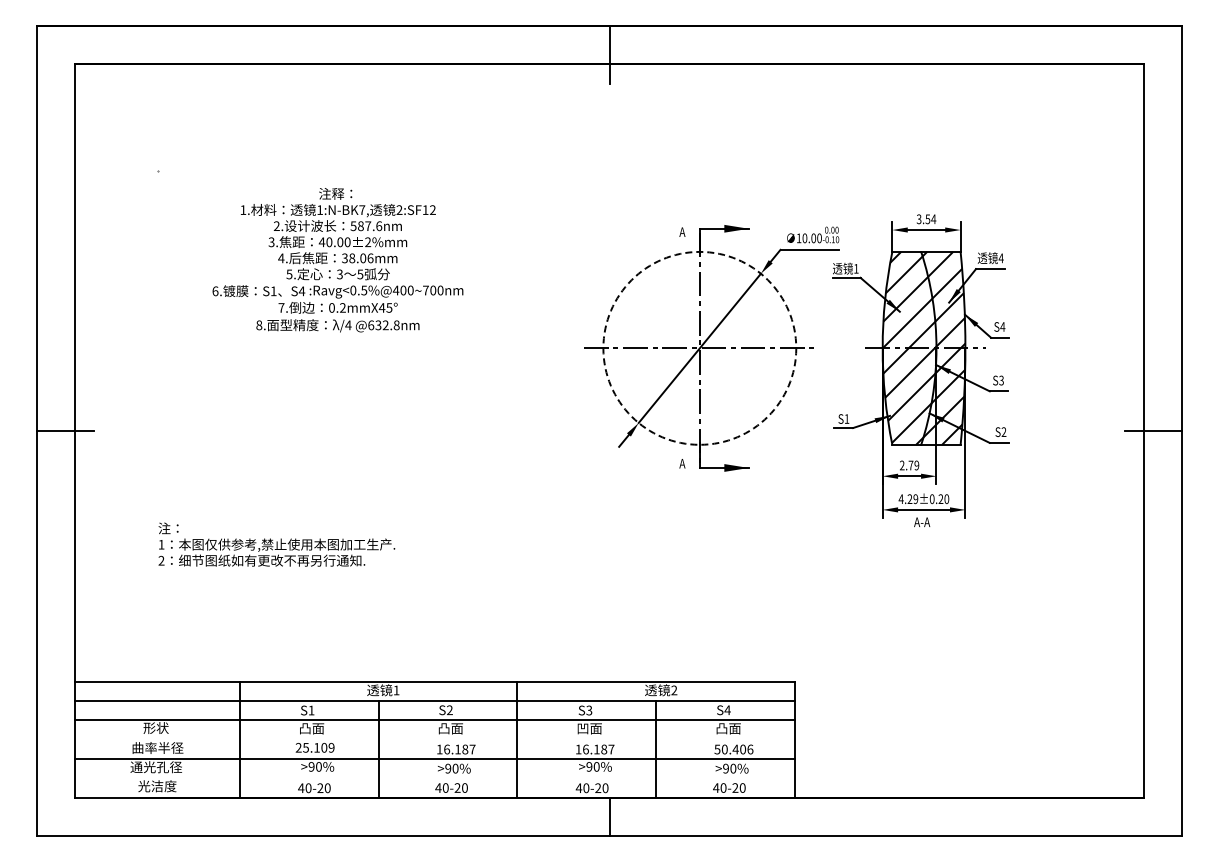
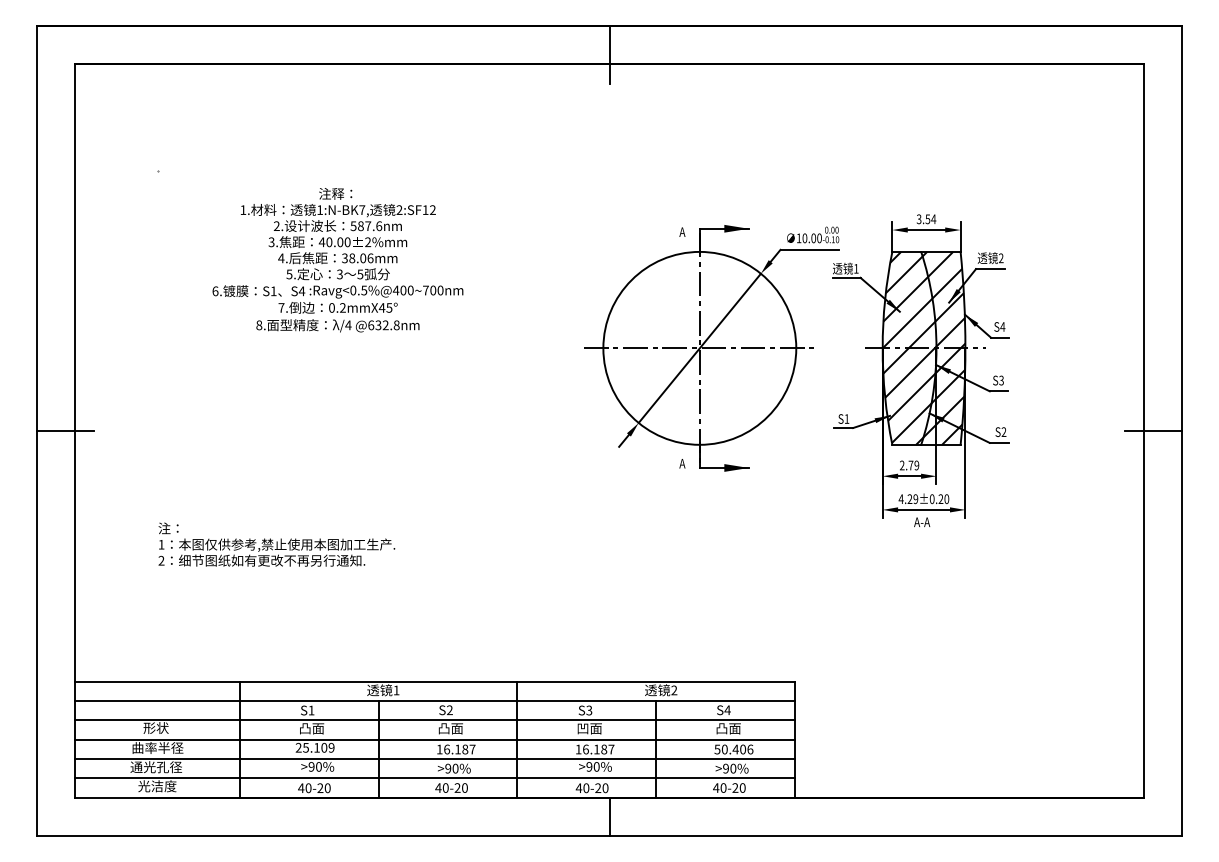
text: 4 -> 2 (1000, 258)
circle: dashed -> solid (699, 347)
line: none -> present (435, 739)
line: none -> present (435, 778)
